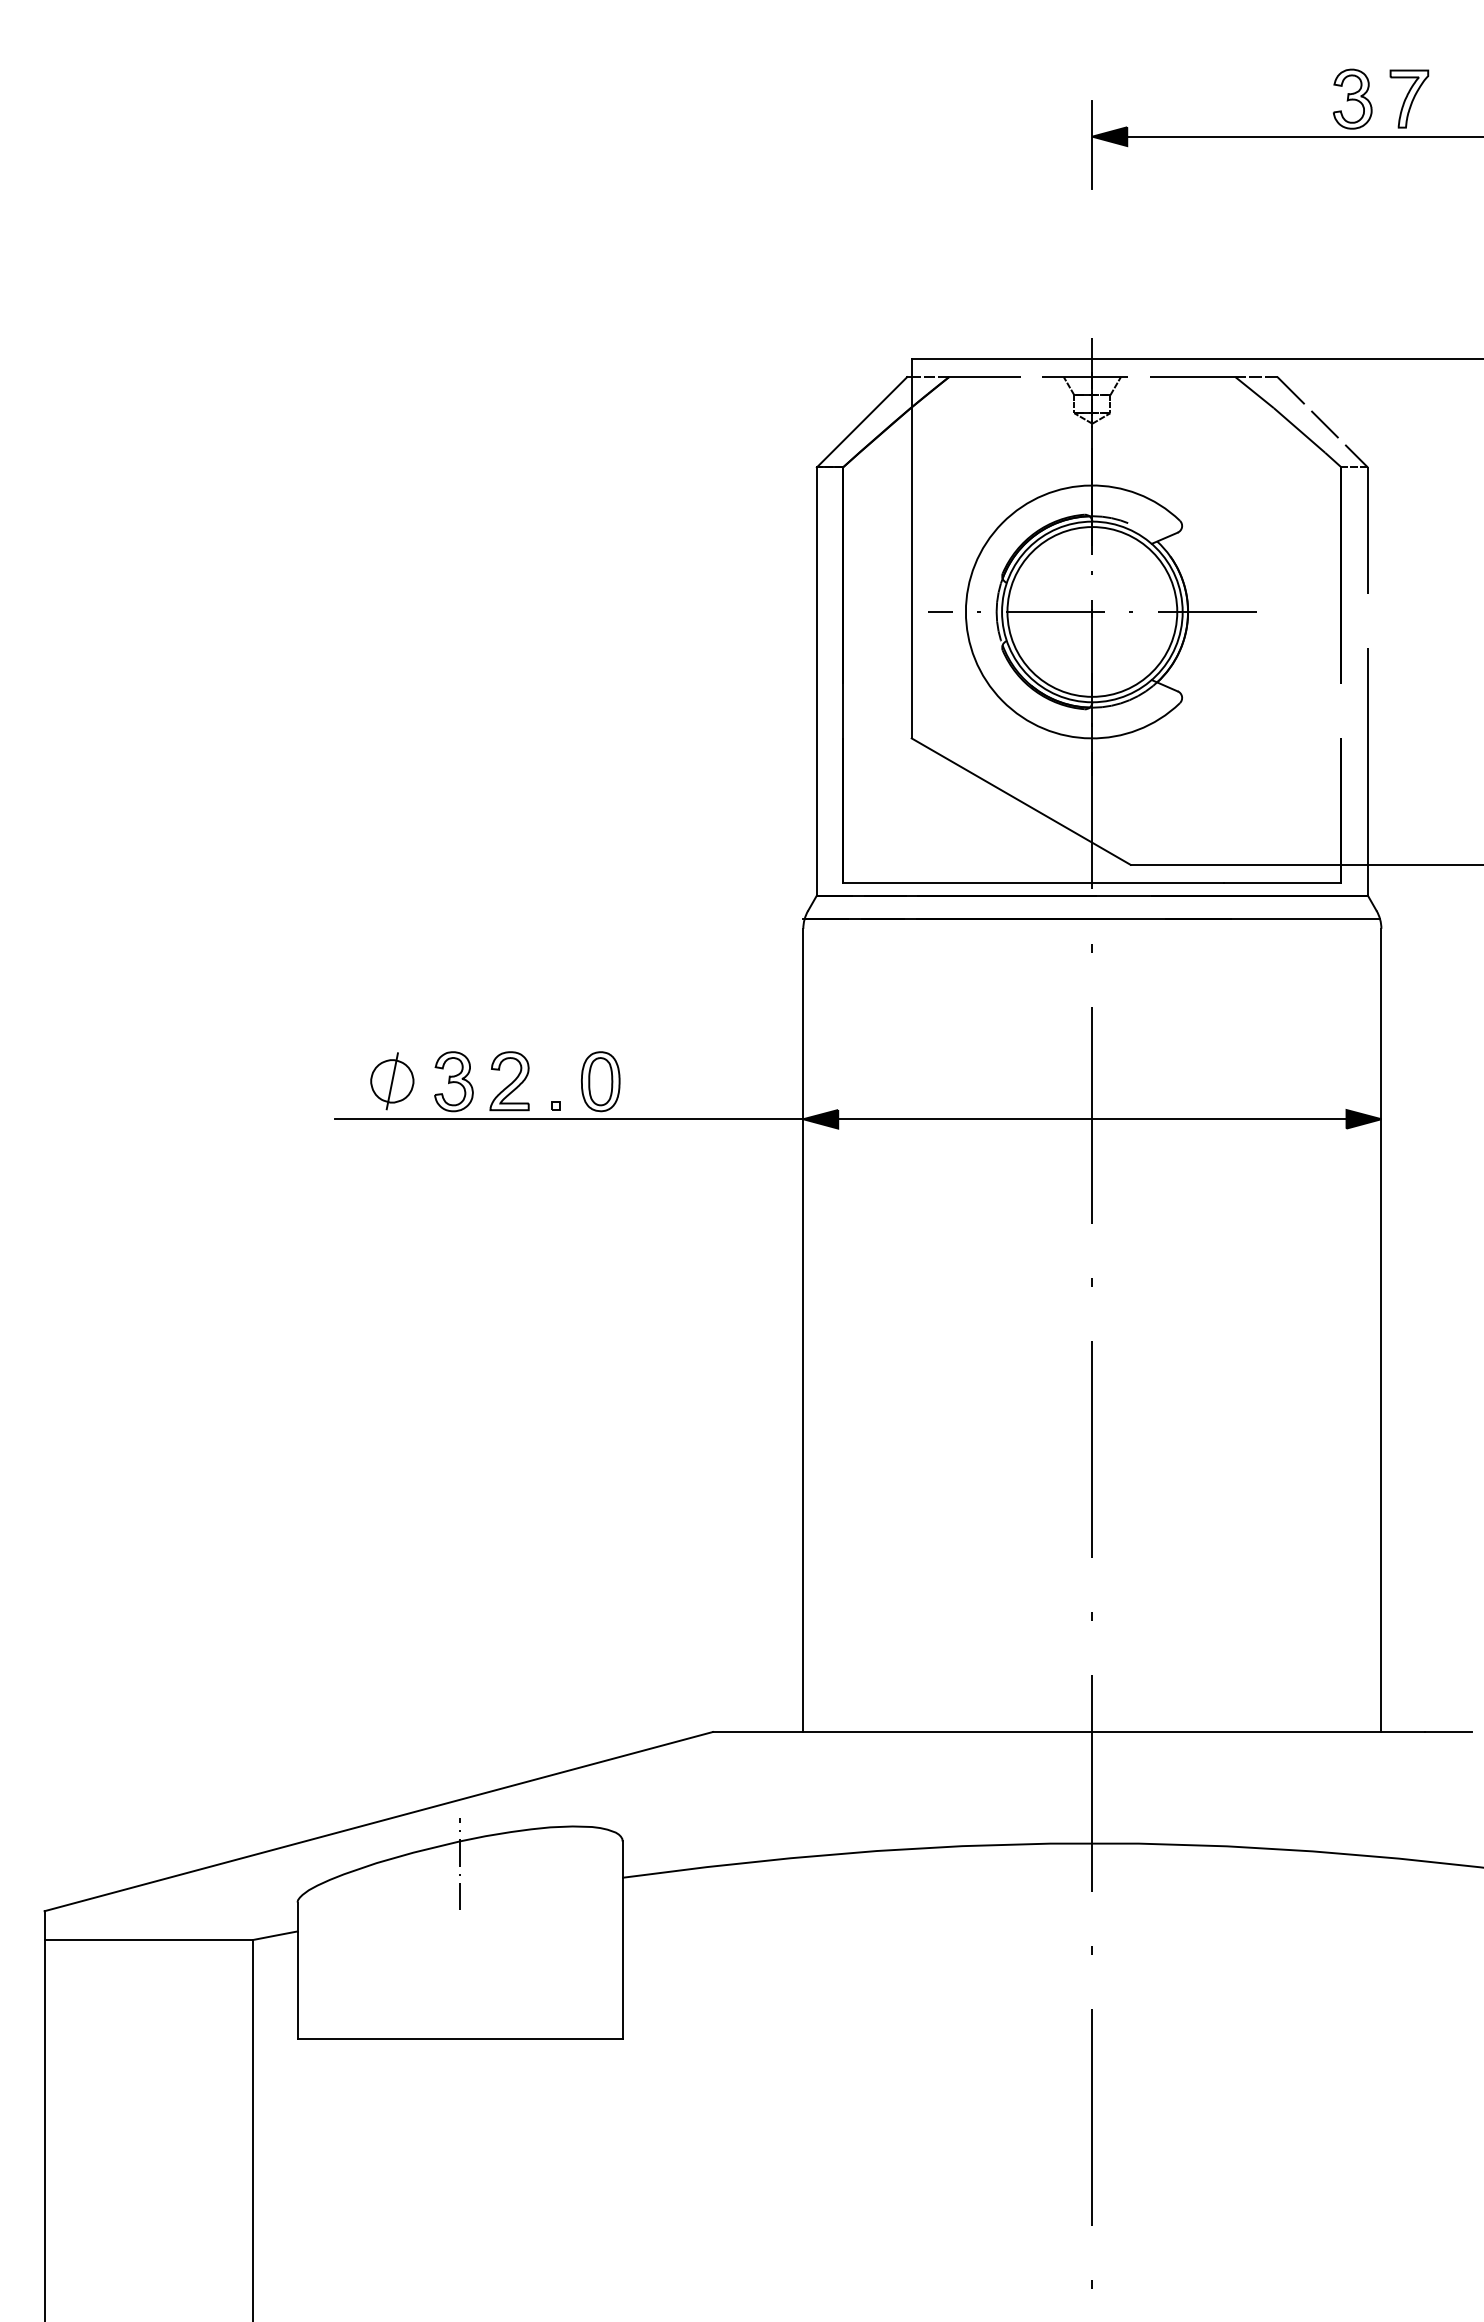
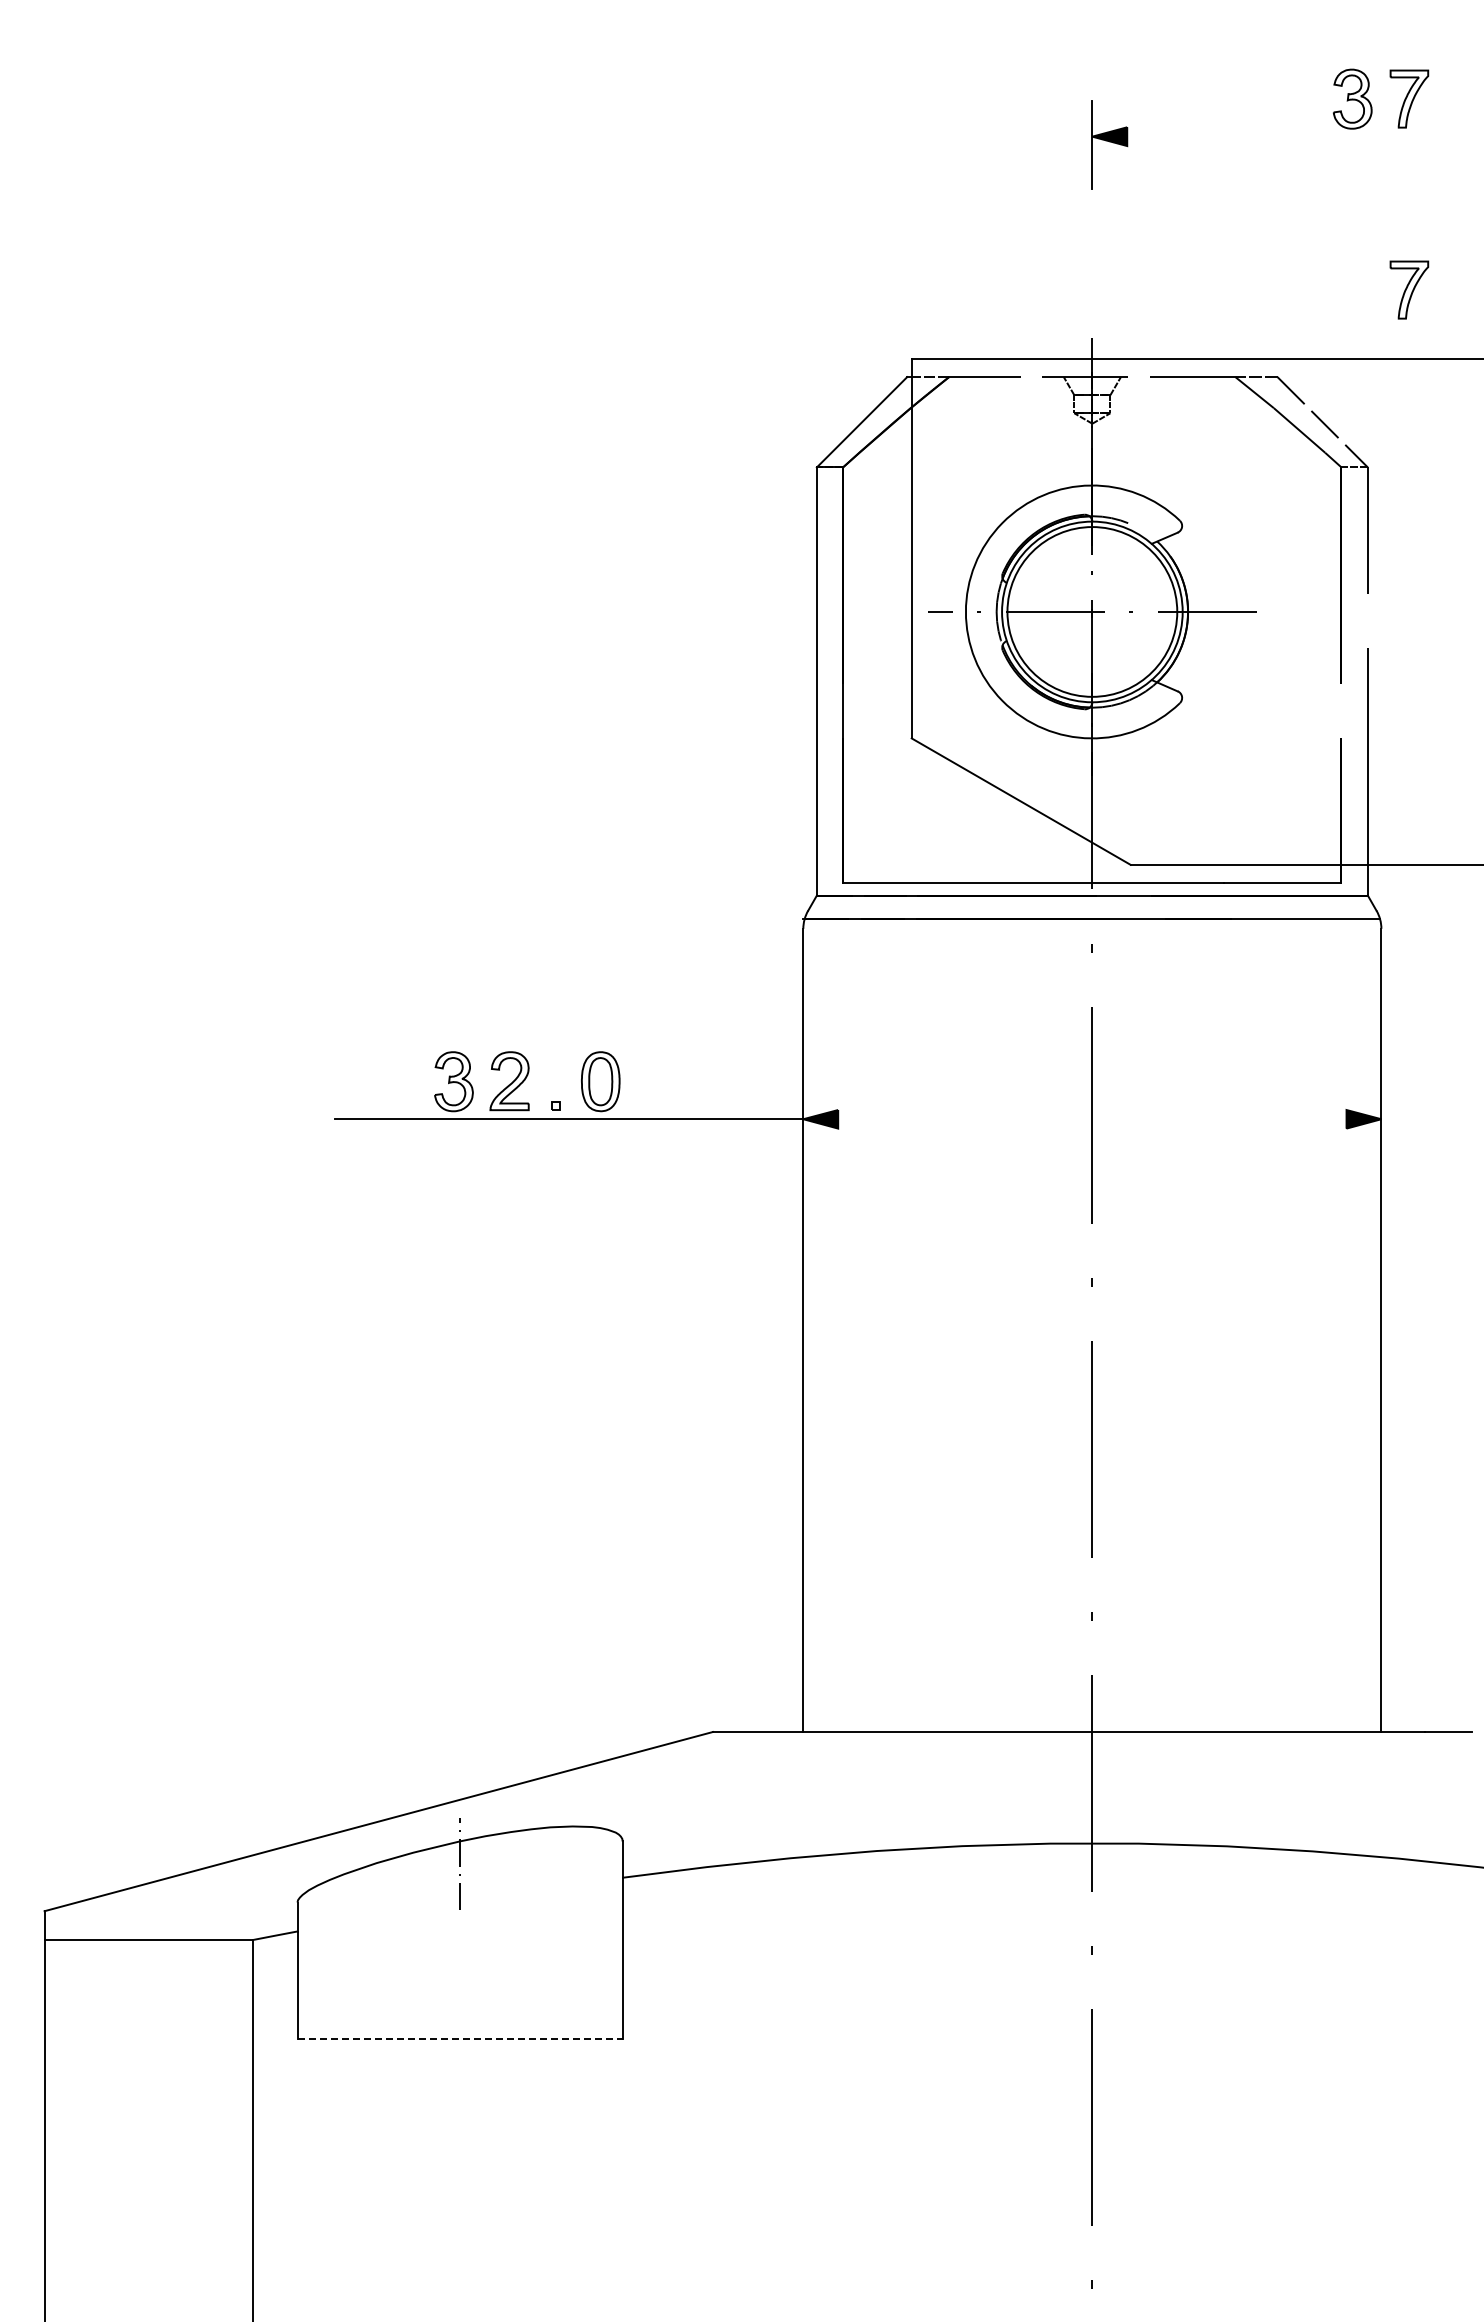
line: present -> none (1303, 136)
part: none -> present (1409, 289)
part: present -> none (392, 1081)
line: present -> none (1092, 1119)
line: solid -> dashed (460, 2039)
